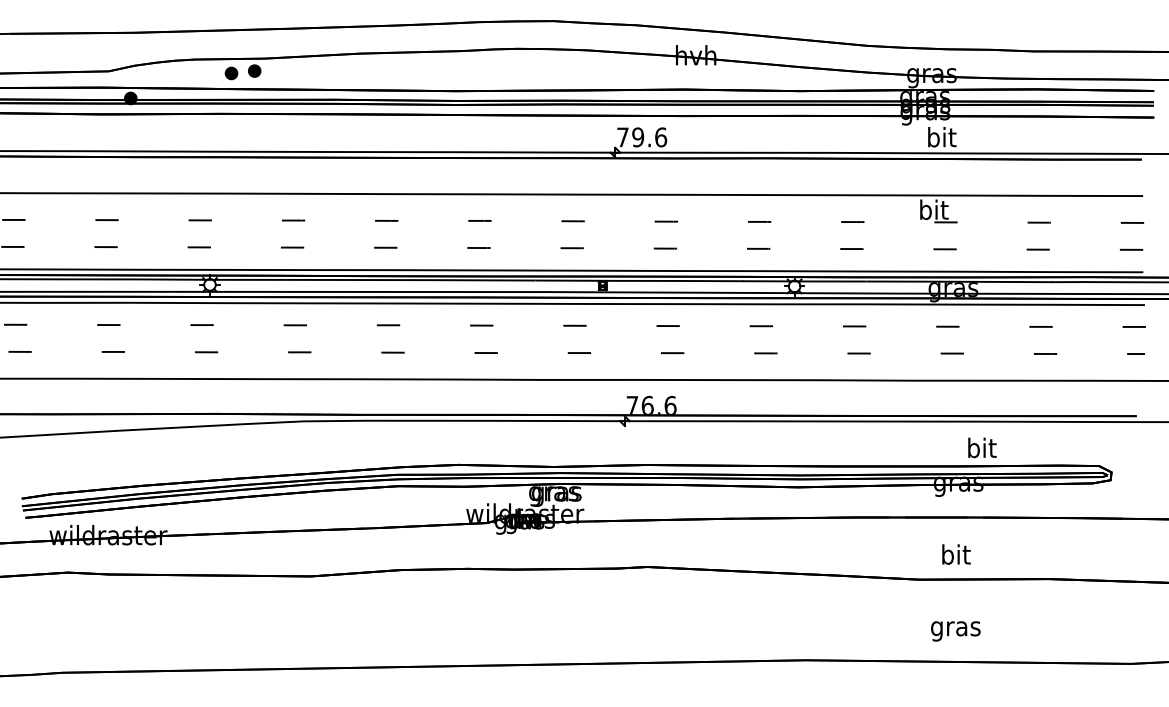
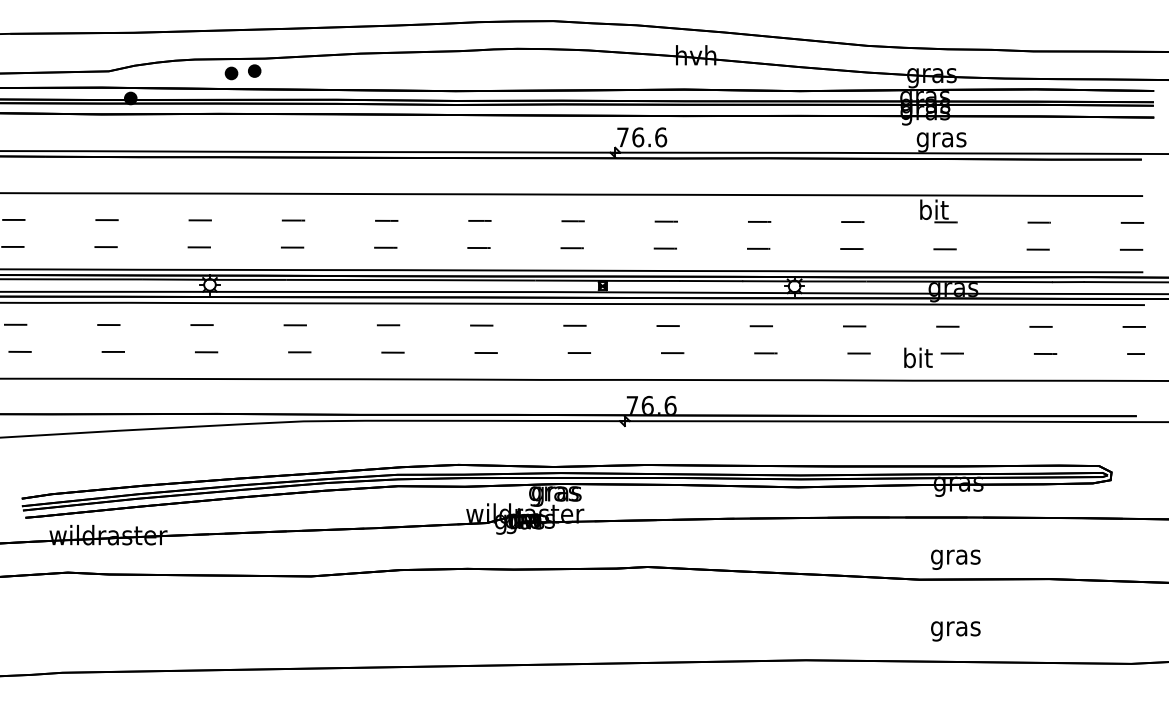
text: 79.6 -> 76.6 (638, 137)
text: bit -> gras (941, 139)
text position: (982, 447) -> (918, 357) (918, 357)
text: bit -> gras (955, 556)
